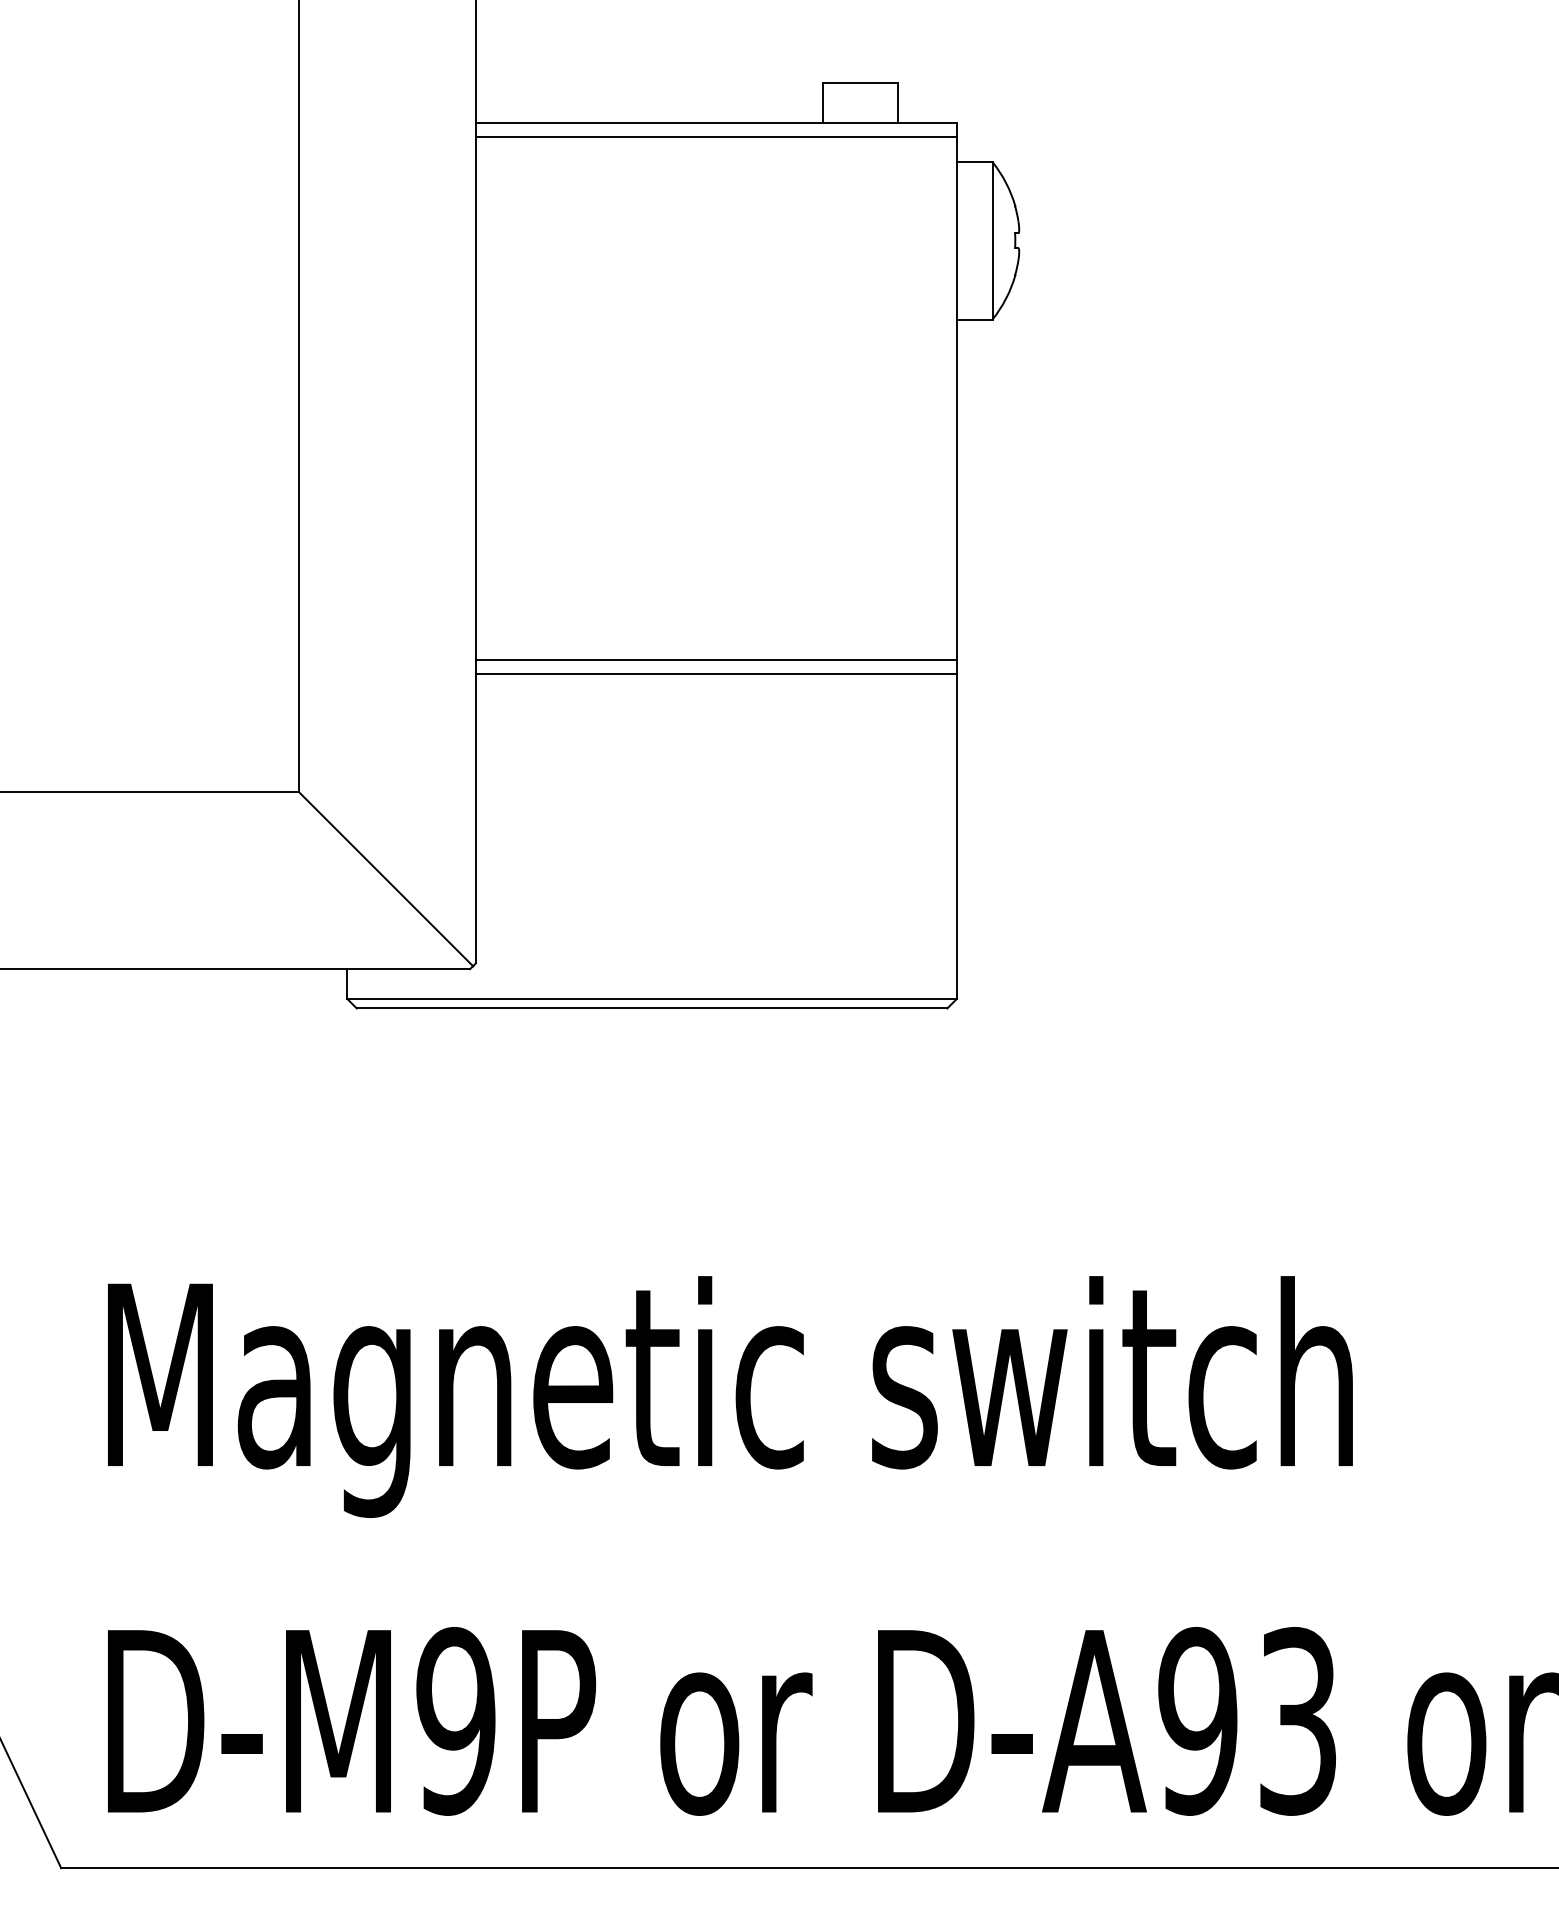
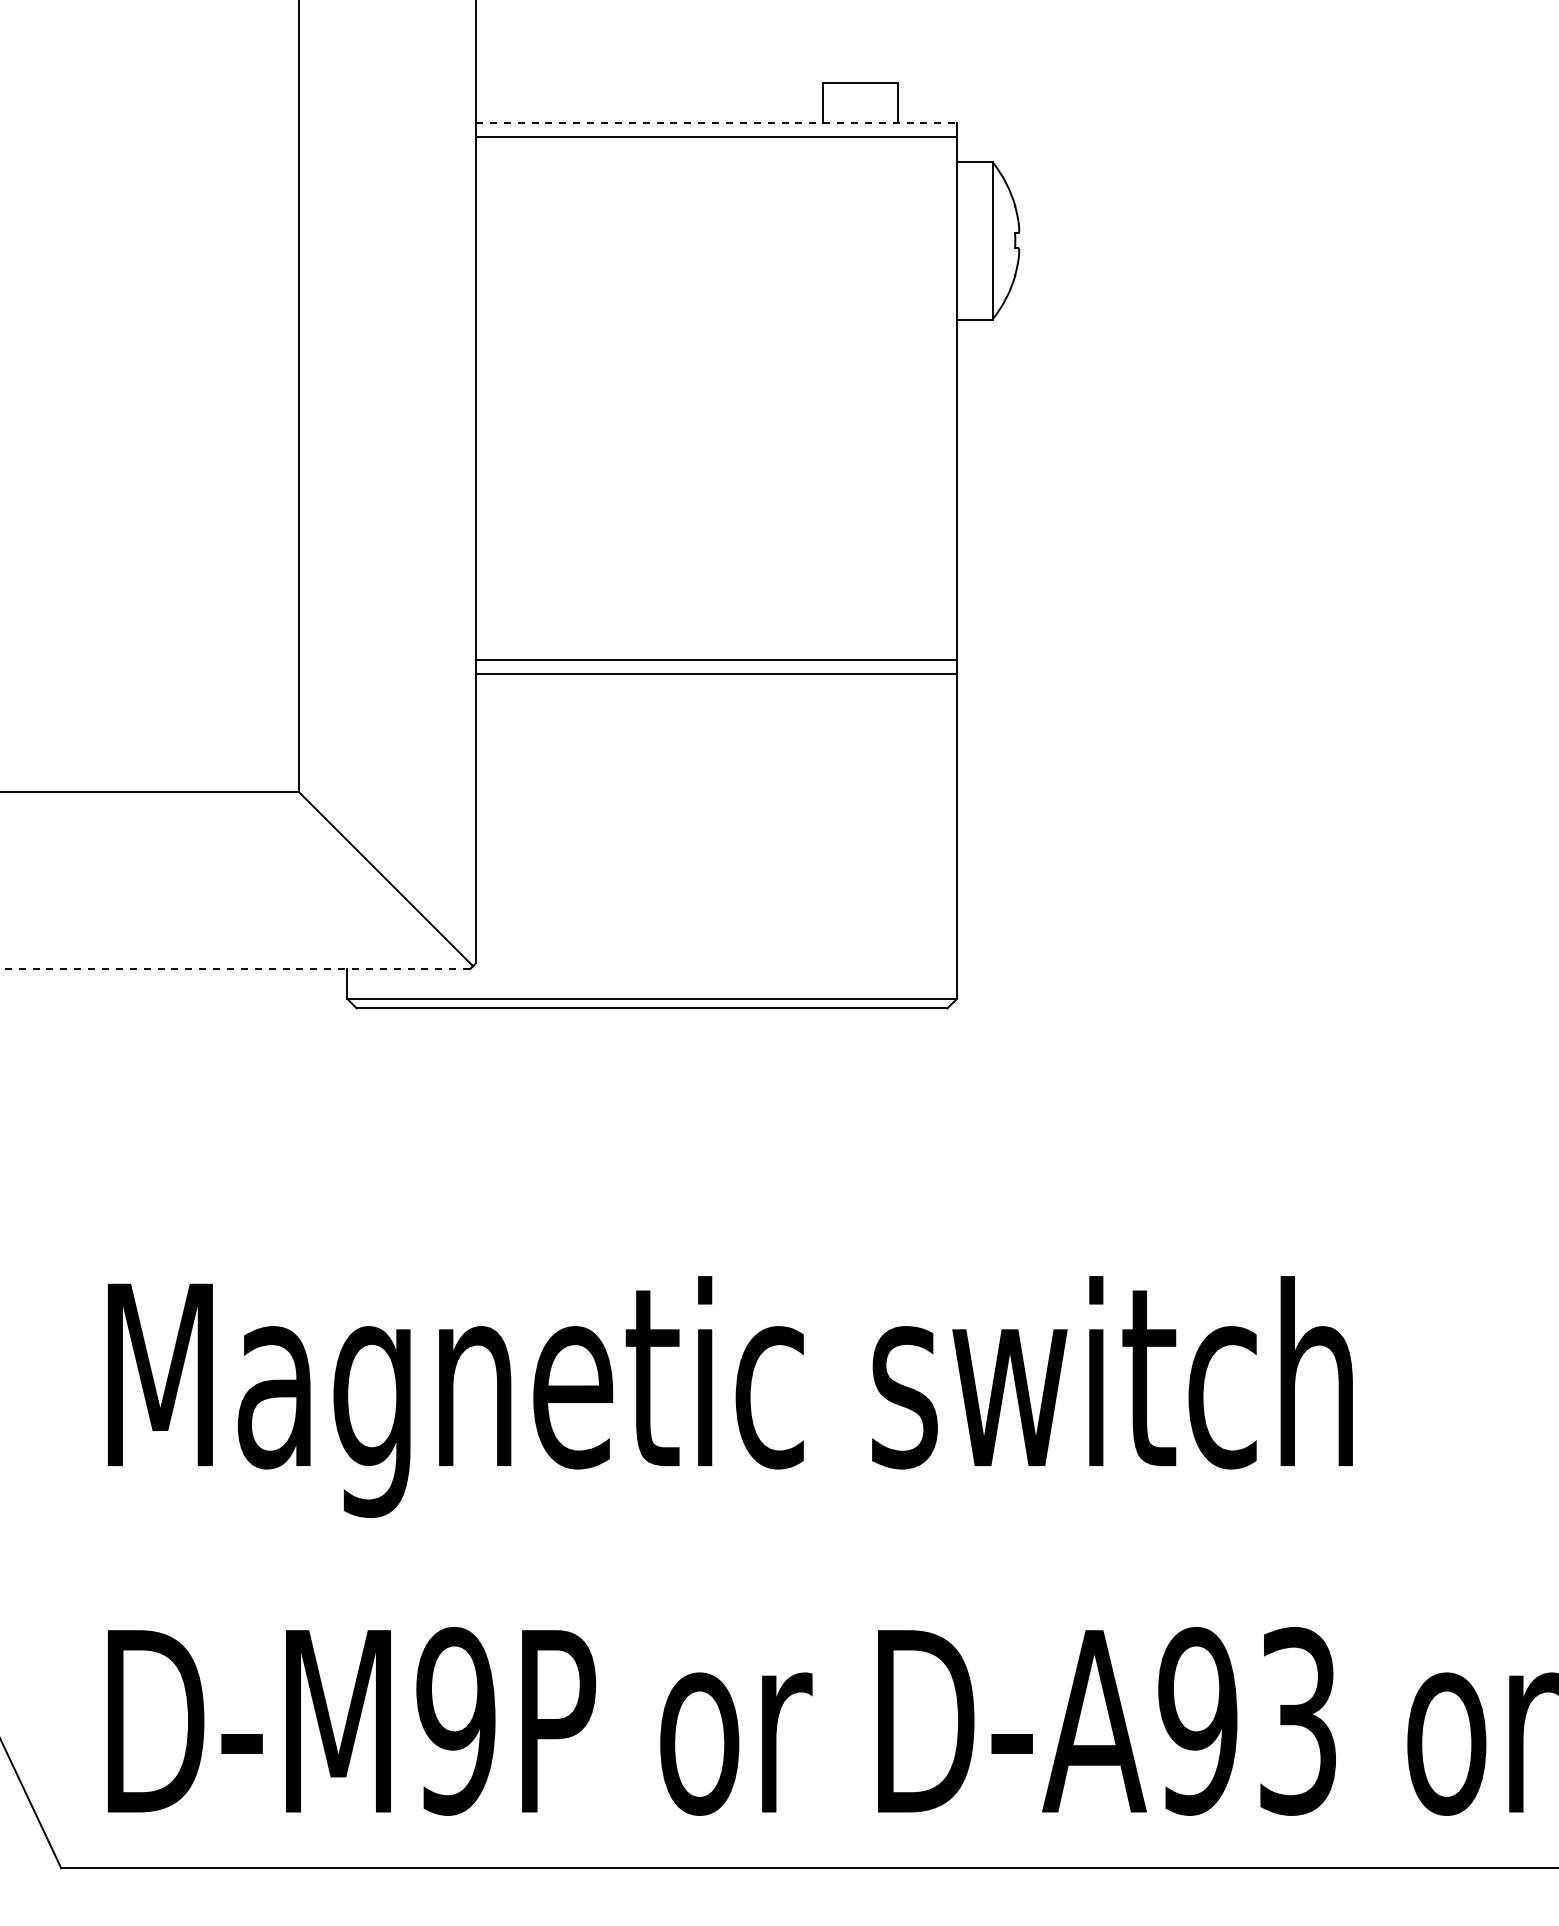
line: solid -> dashed (716, 122)
line: solid -> dashed (235, 969)
